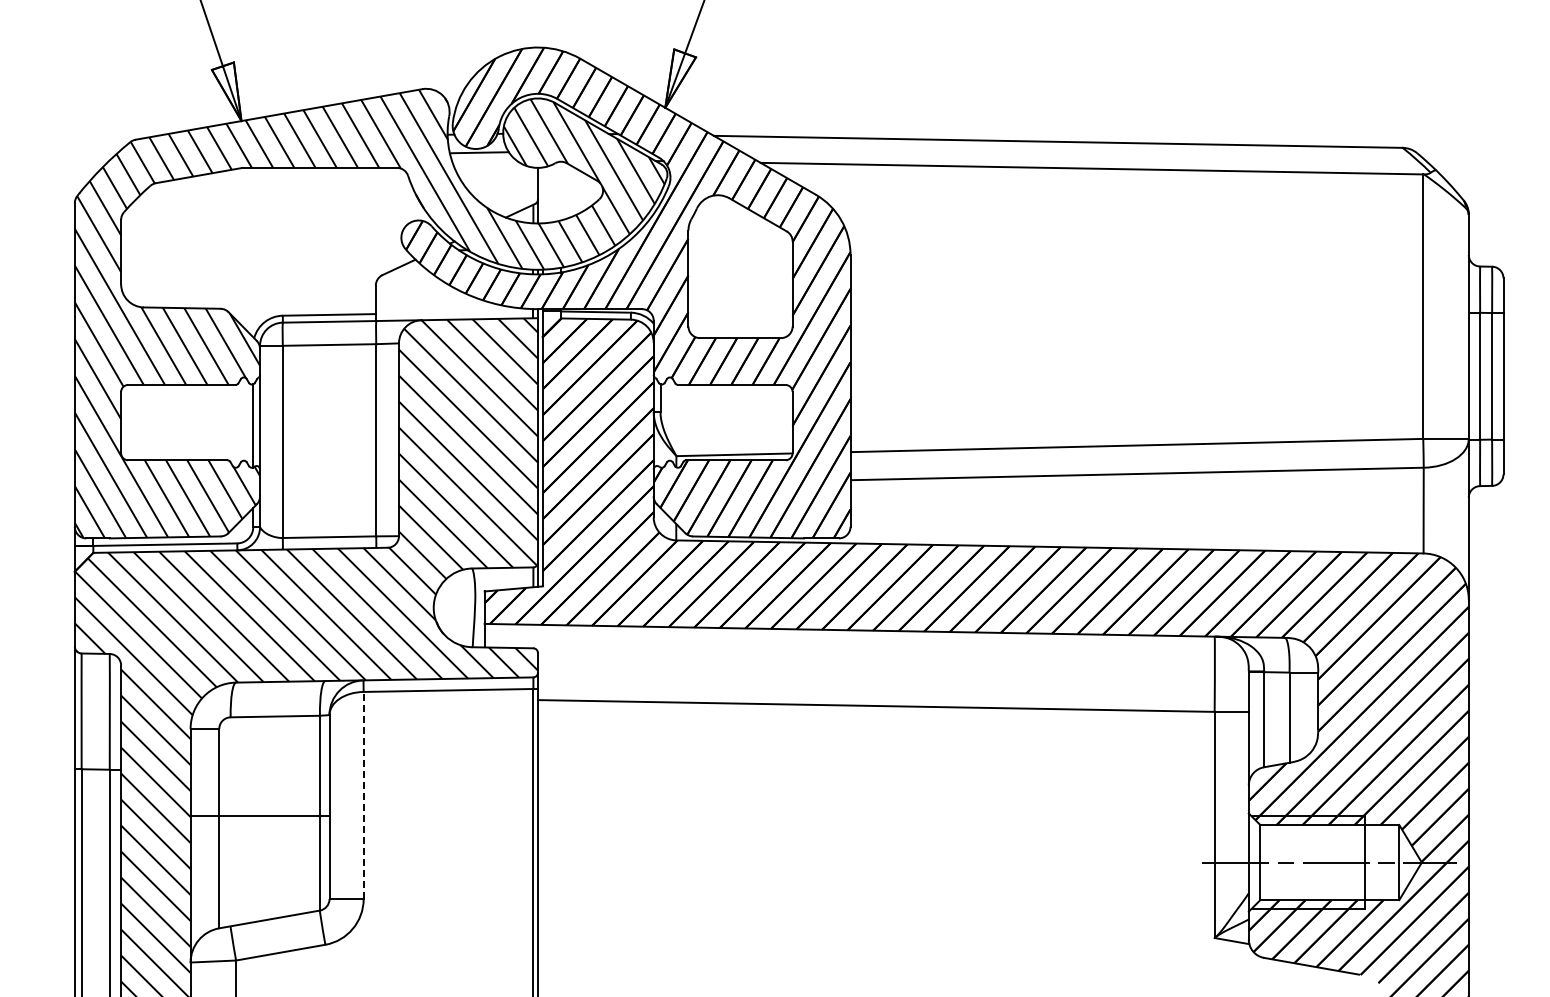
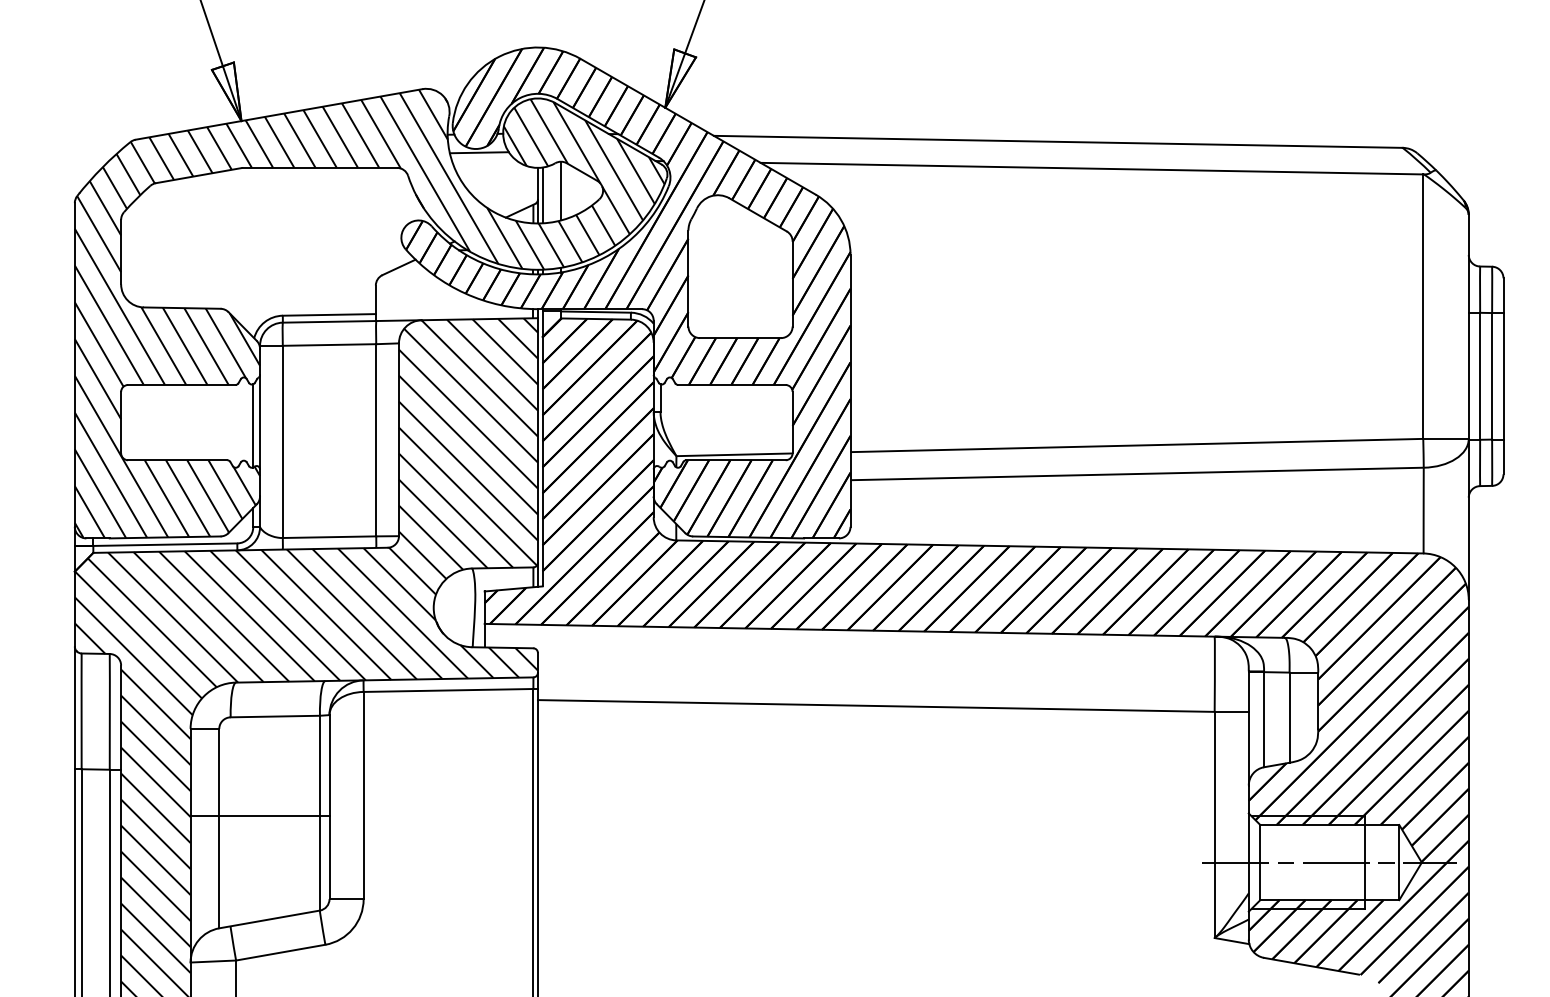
line: none -> present (561, 190)
line: none -> present (542, 195)
line: dashed -> solid (363, 795)
